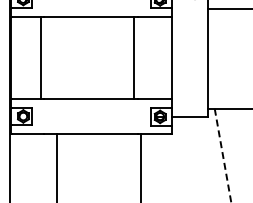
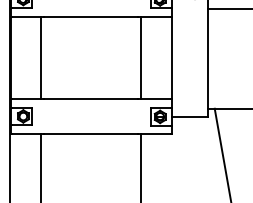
line position: (134, 57) -> (141, 57) (141, 57)
line: dashed -> solid (223, 155)
line position: (57, 166) -> (41, 166) (41, 166)
